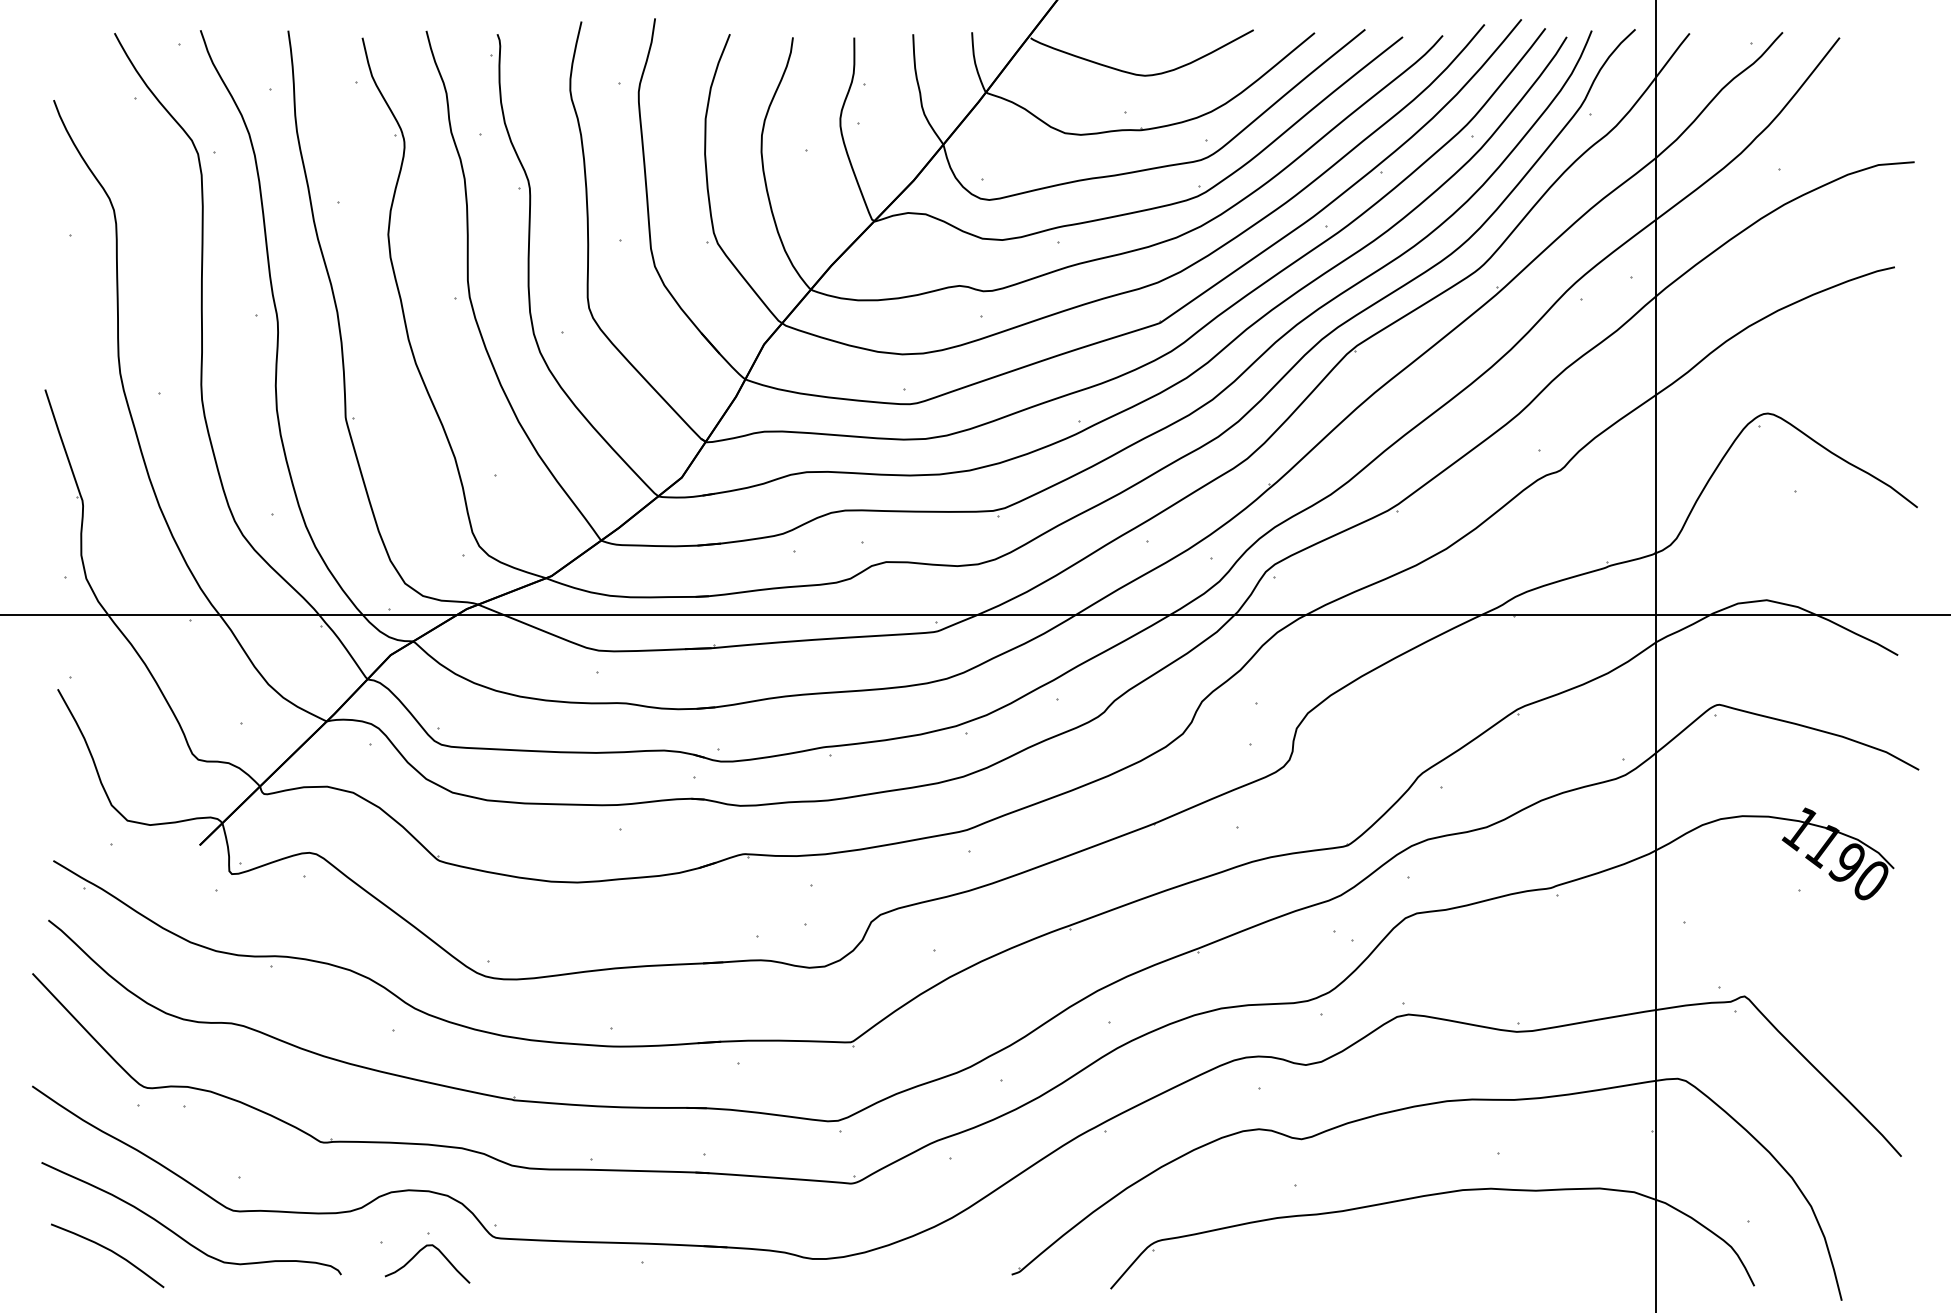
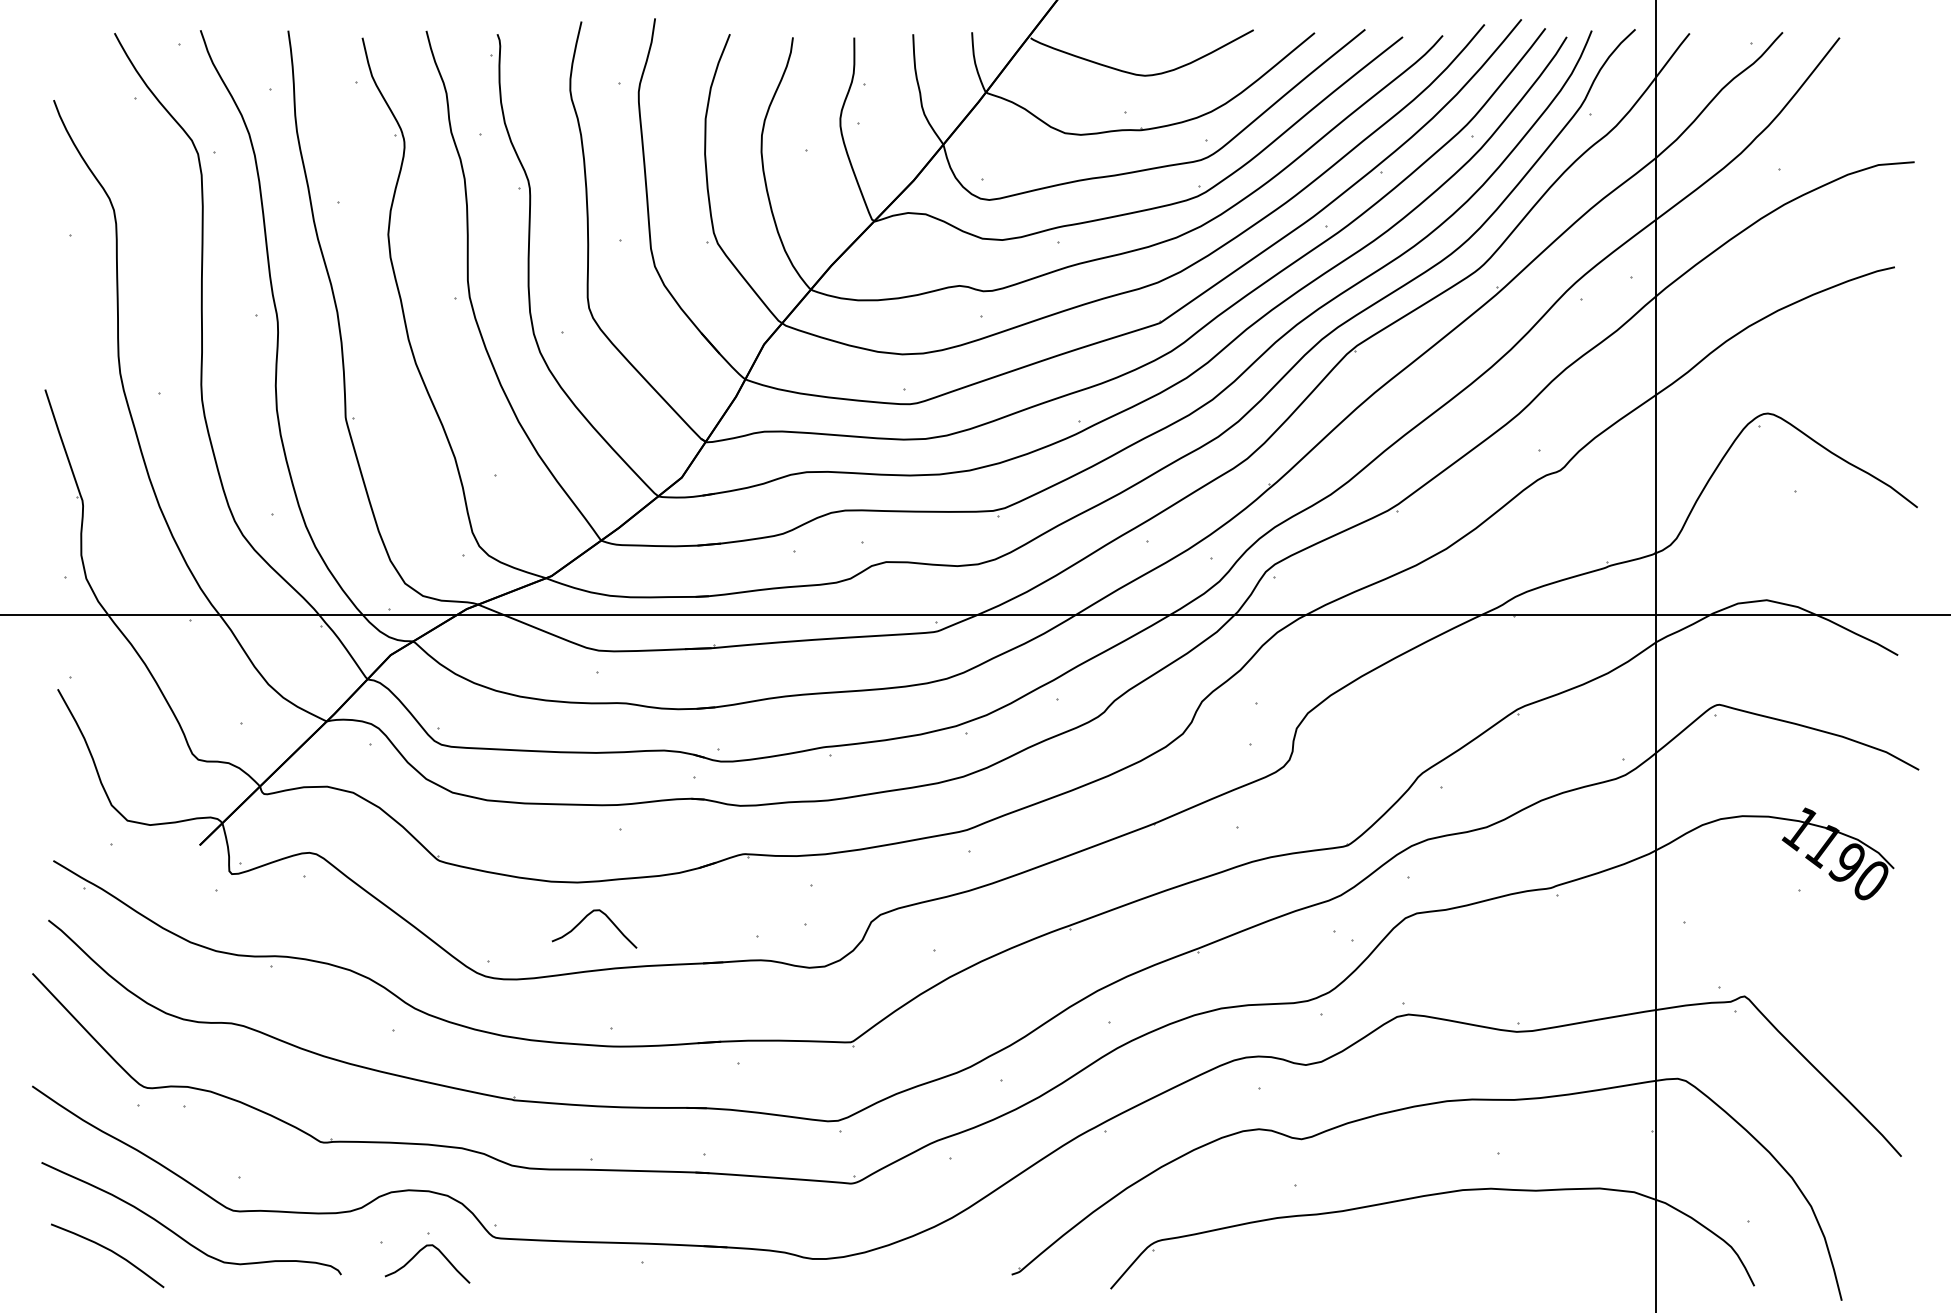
curve: none -> present (585, 918)
